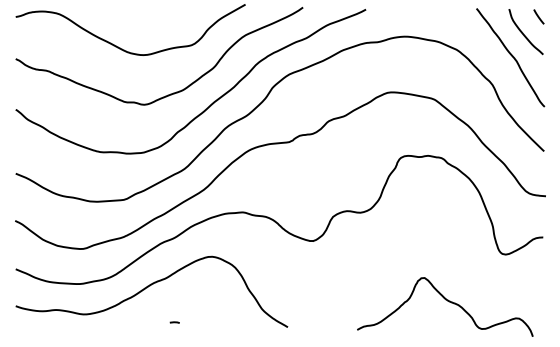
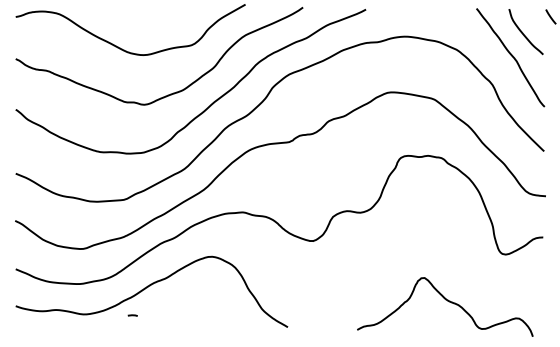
line position: (538, 16) -> (550, 16) (550, 16)
curve position: (174, 322) -> (132, 315) (132, 315)
